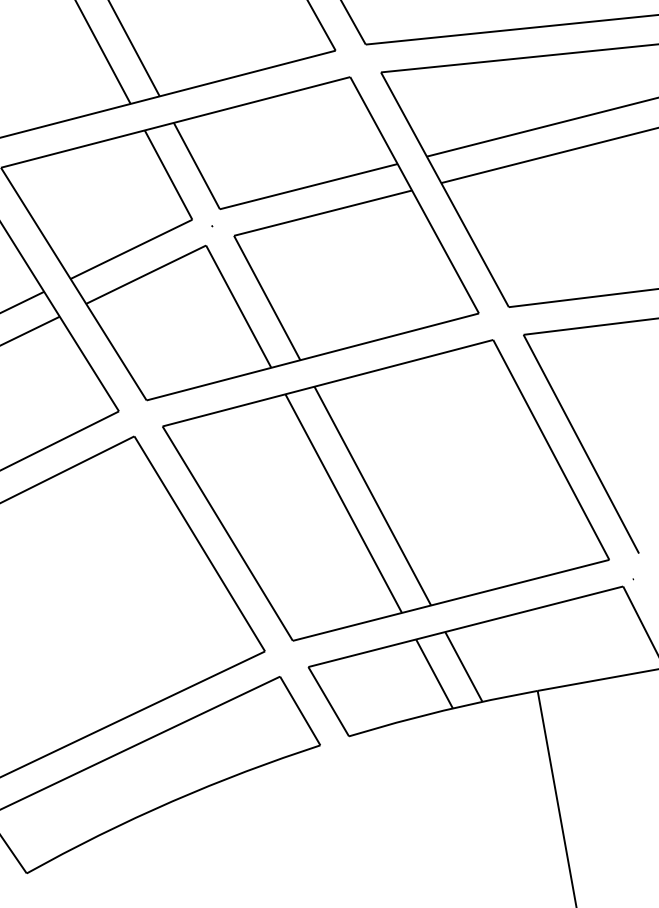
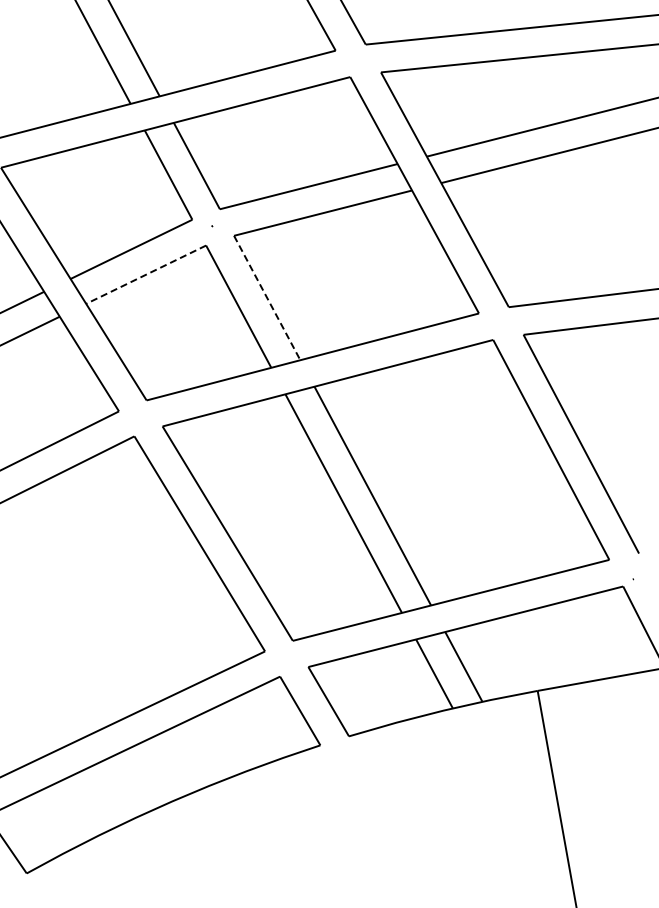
line: solid -> dashed (146, 274)
line: solid -> dashed (267, 298)
